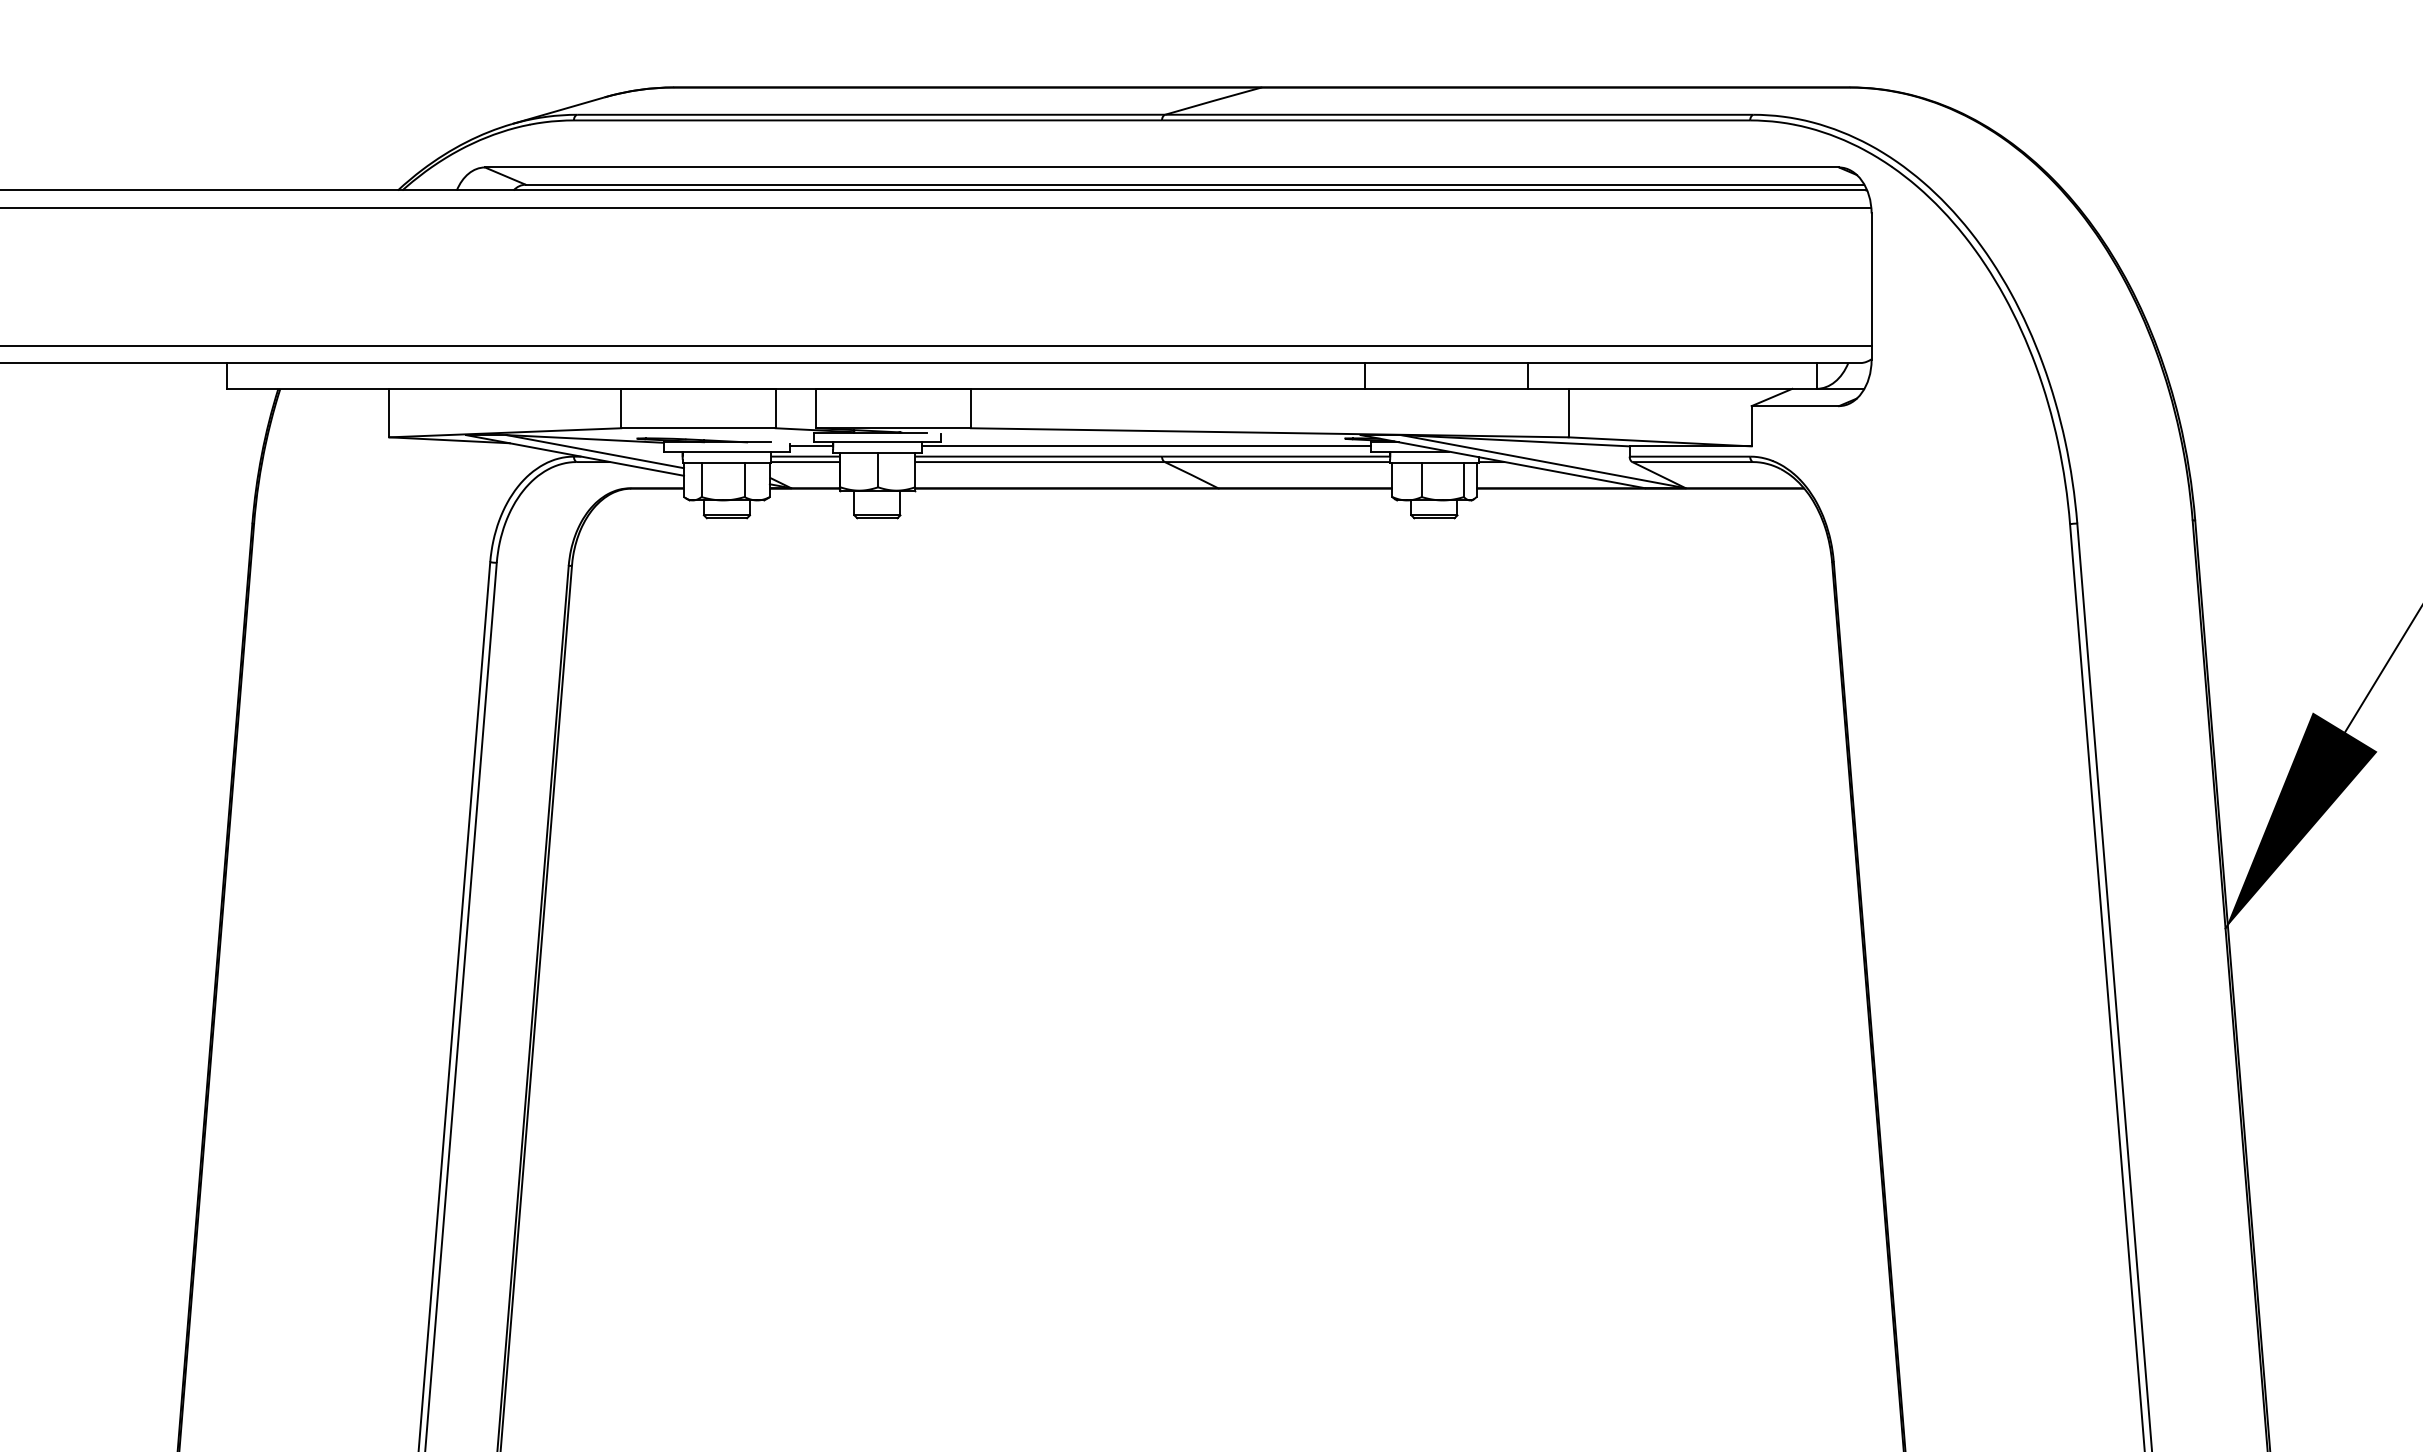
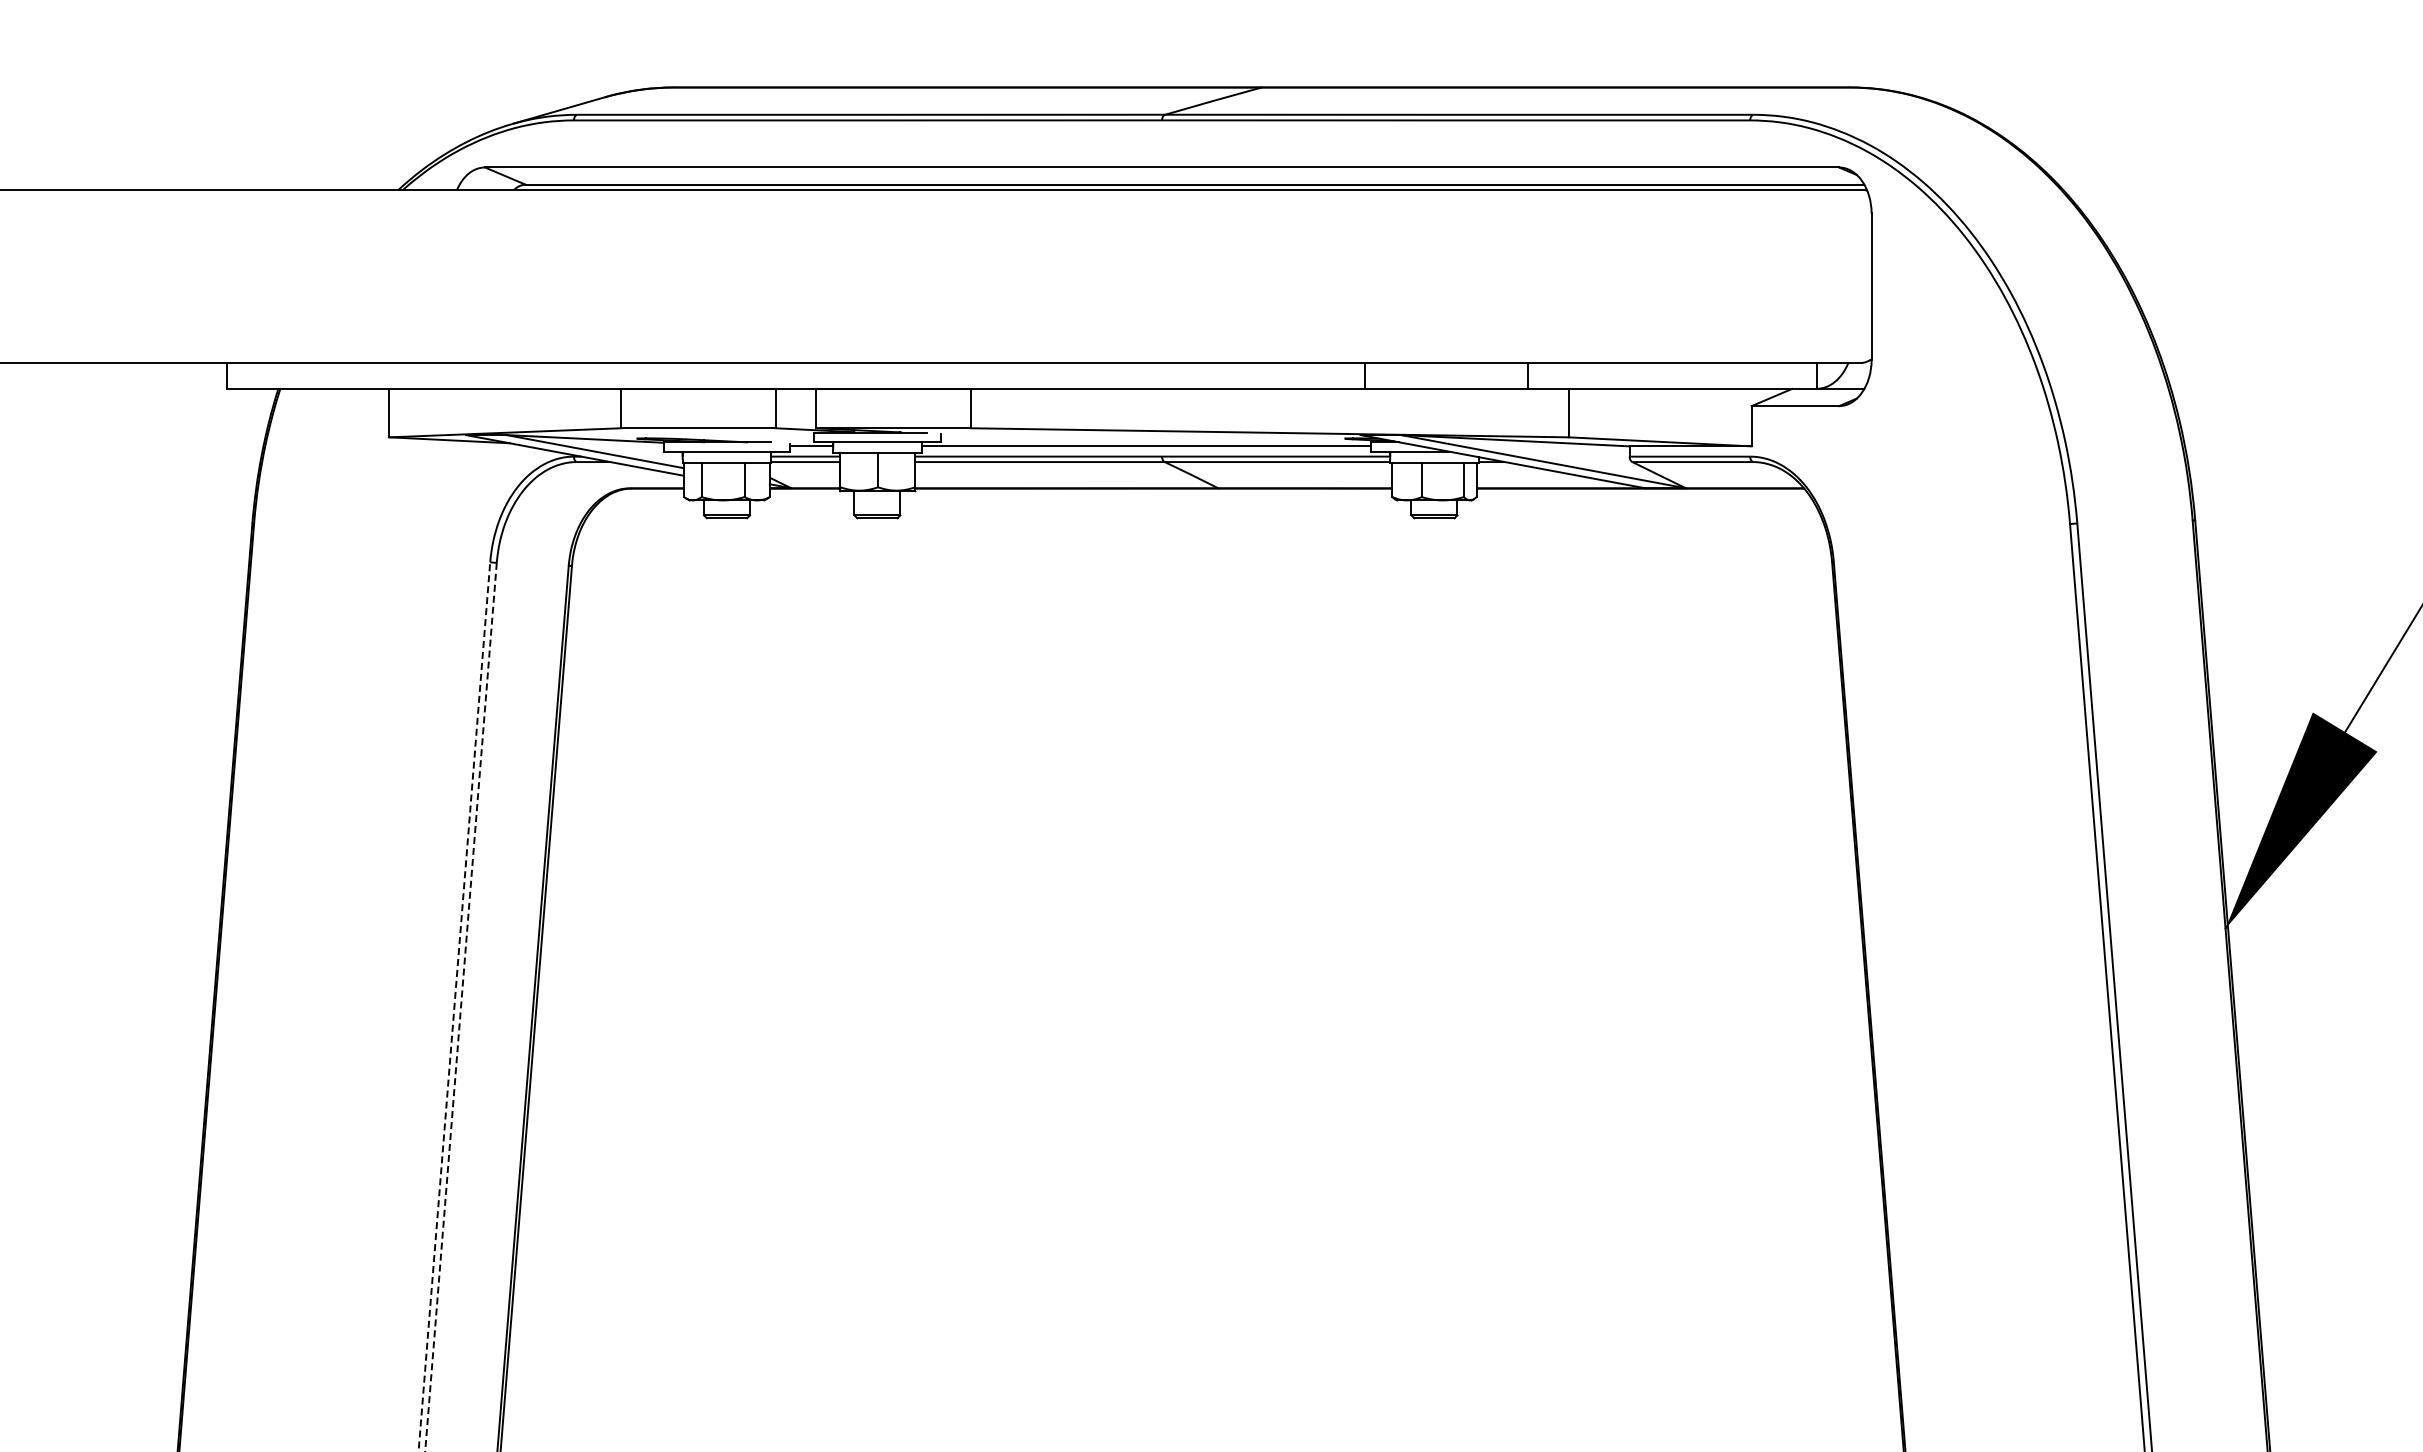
line: present -> none (936, 207)
line: present -> none (936, 345)
line: solid -> dashed (454, 1006)
line: solid -> dashed (461, 1007)
